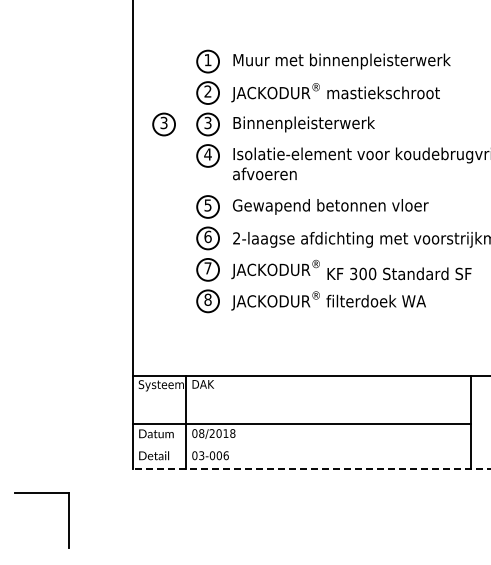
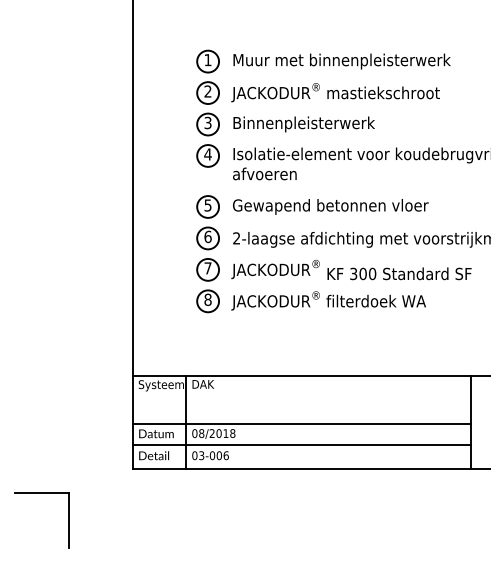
part: present -> none (163, 124)
line: none -> present (302, 445)
line: dashed -> solid (312, 468)
